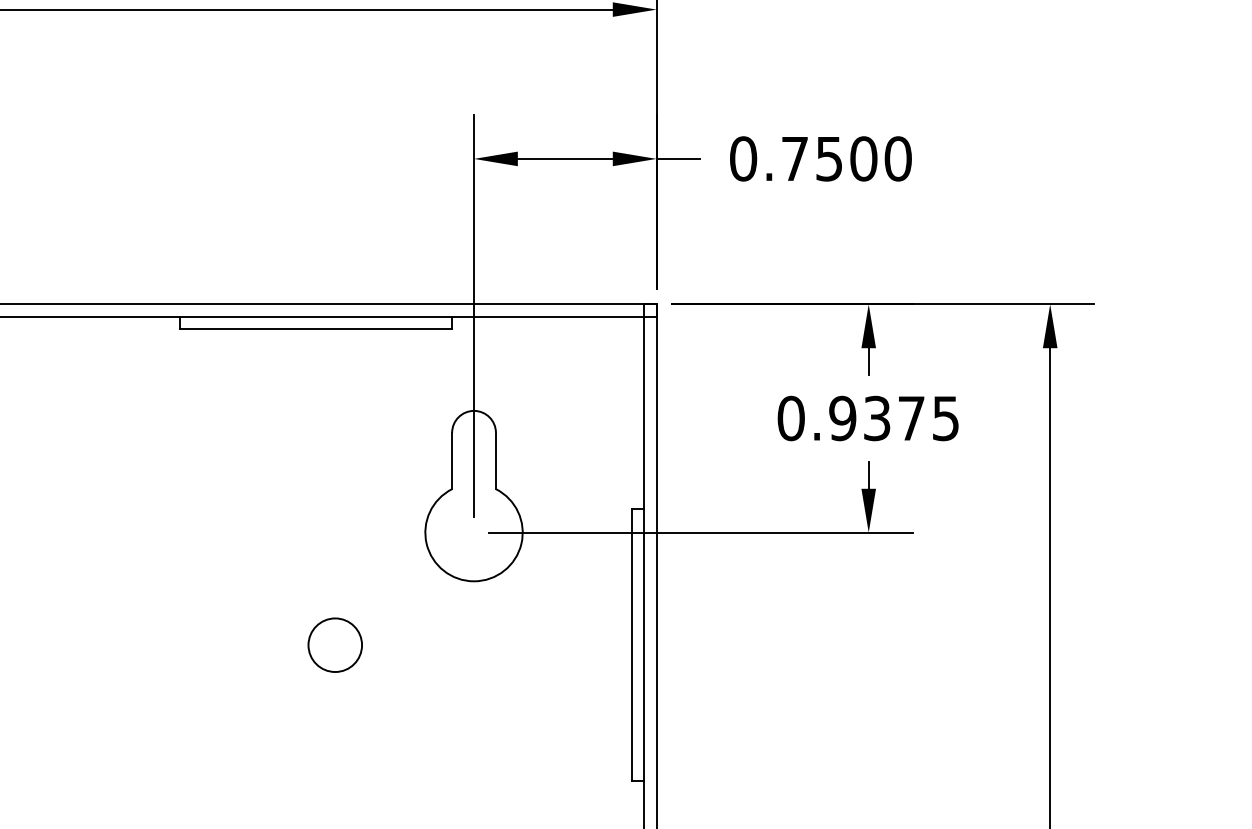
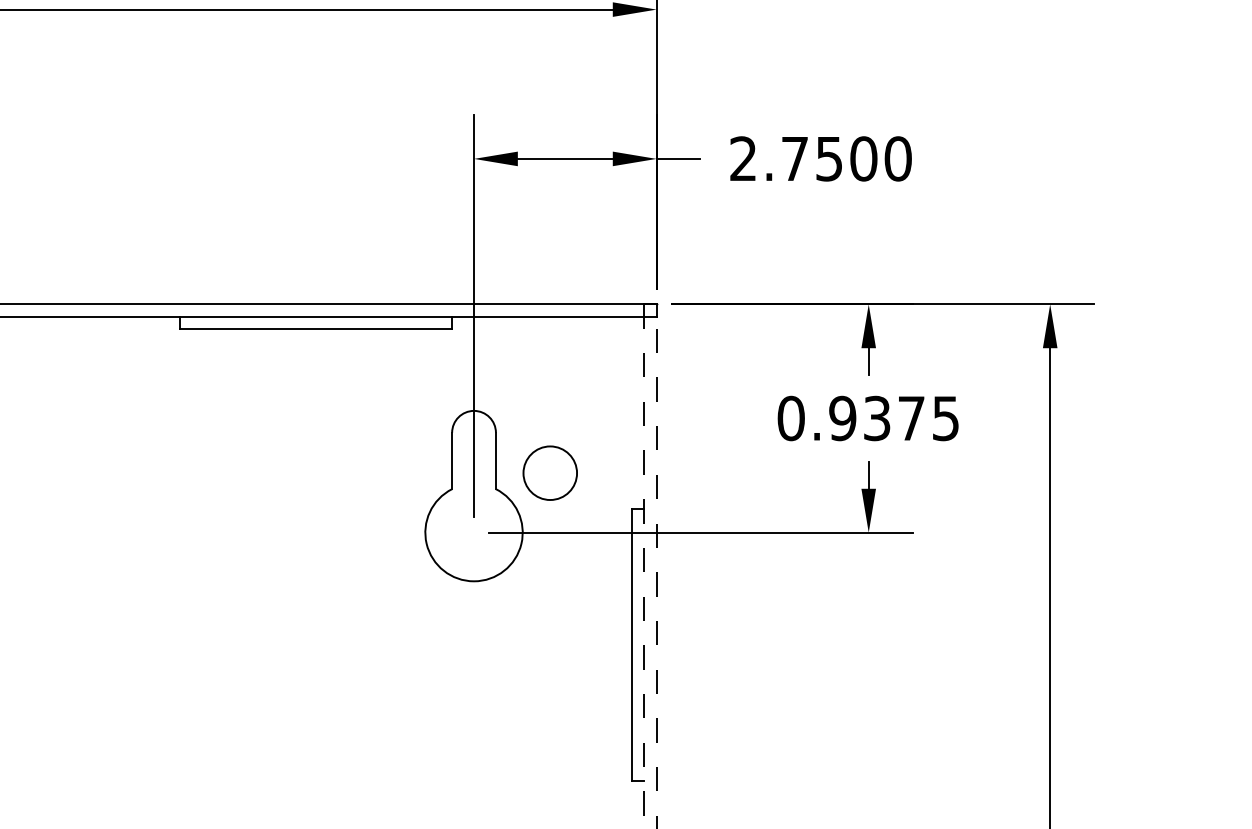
text: 0.7500 -> 2.7500 (743, 158)
line: solid -> dashed (644, 566)
line: solid -> dashed (656, 566)
circle position: (334, 644) -> (549, 472) (549, 472)
